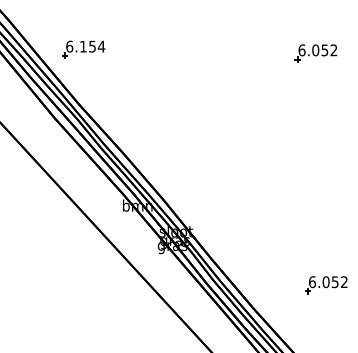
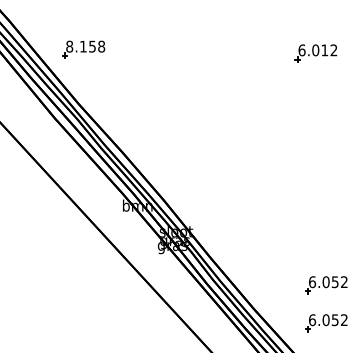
text: 6.154 -> 8.158 (85, 46)
text: 6.052 -> 6.012 (324, 50)
part: none -> present (326, 323)
